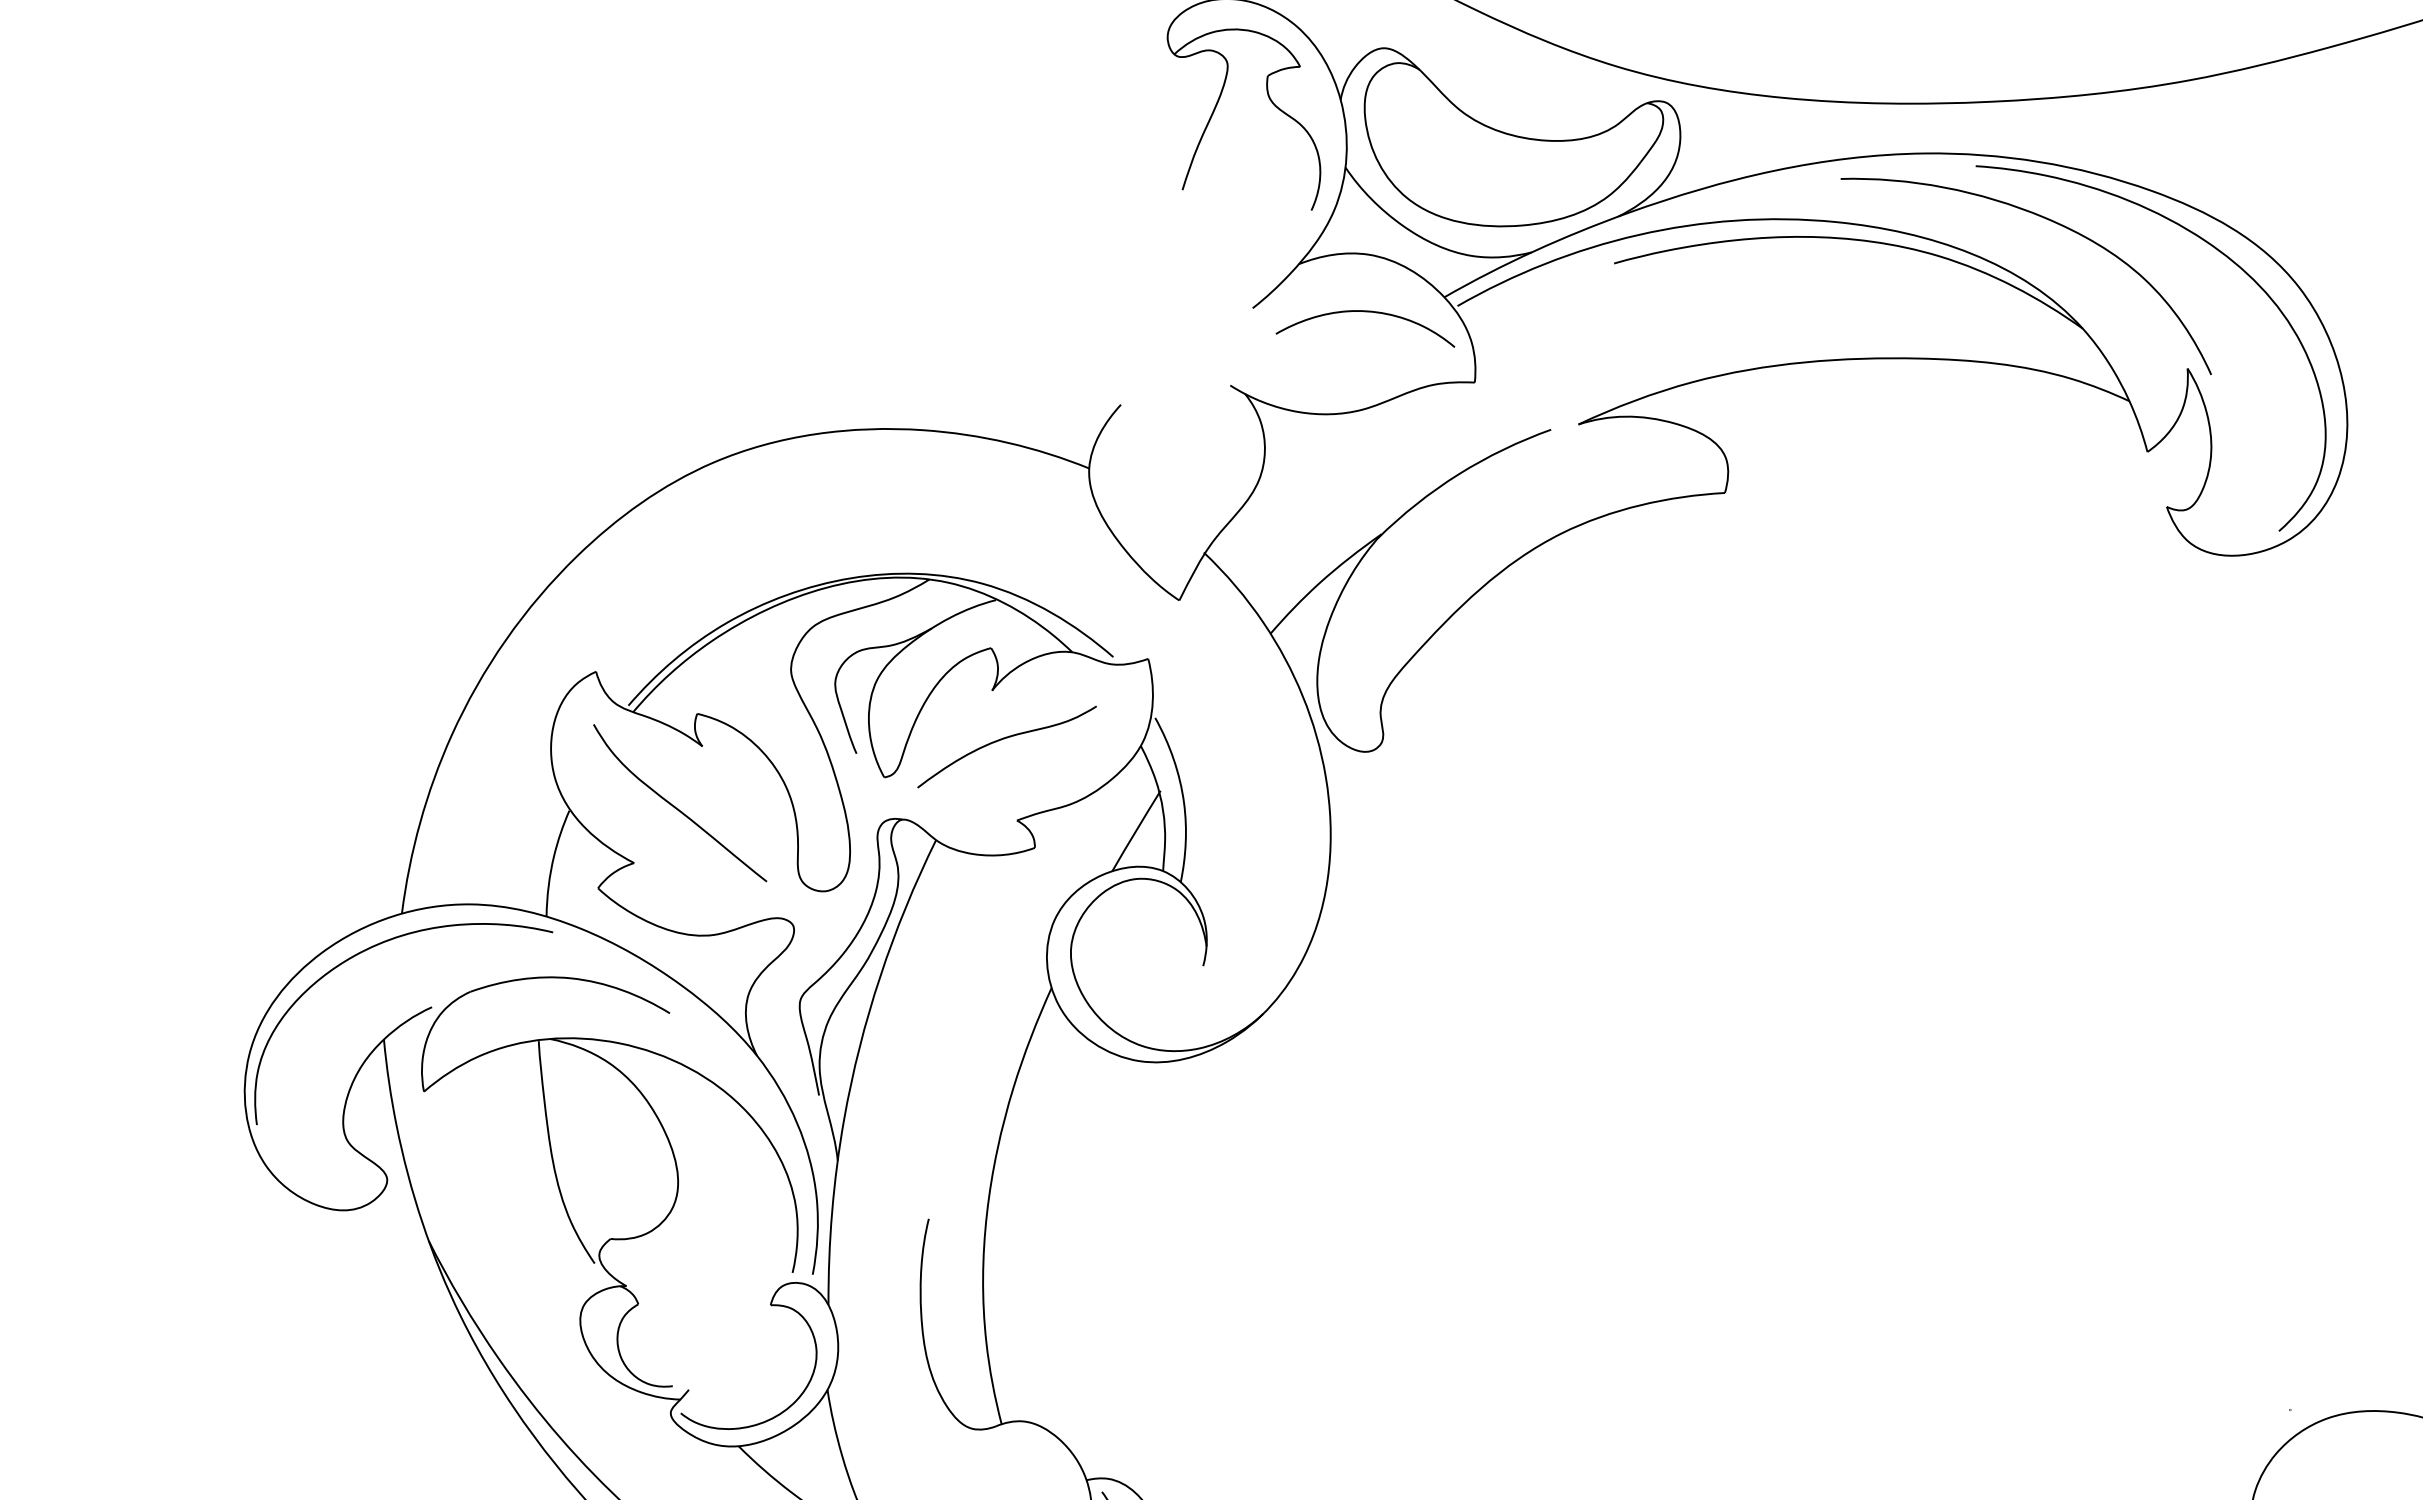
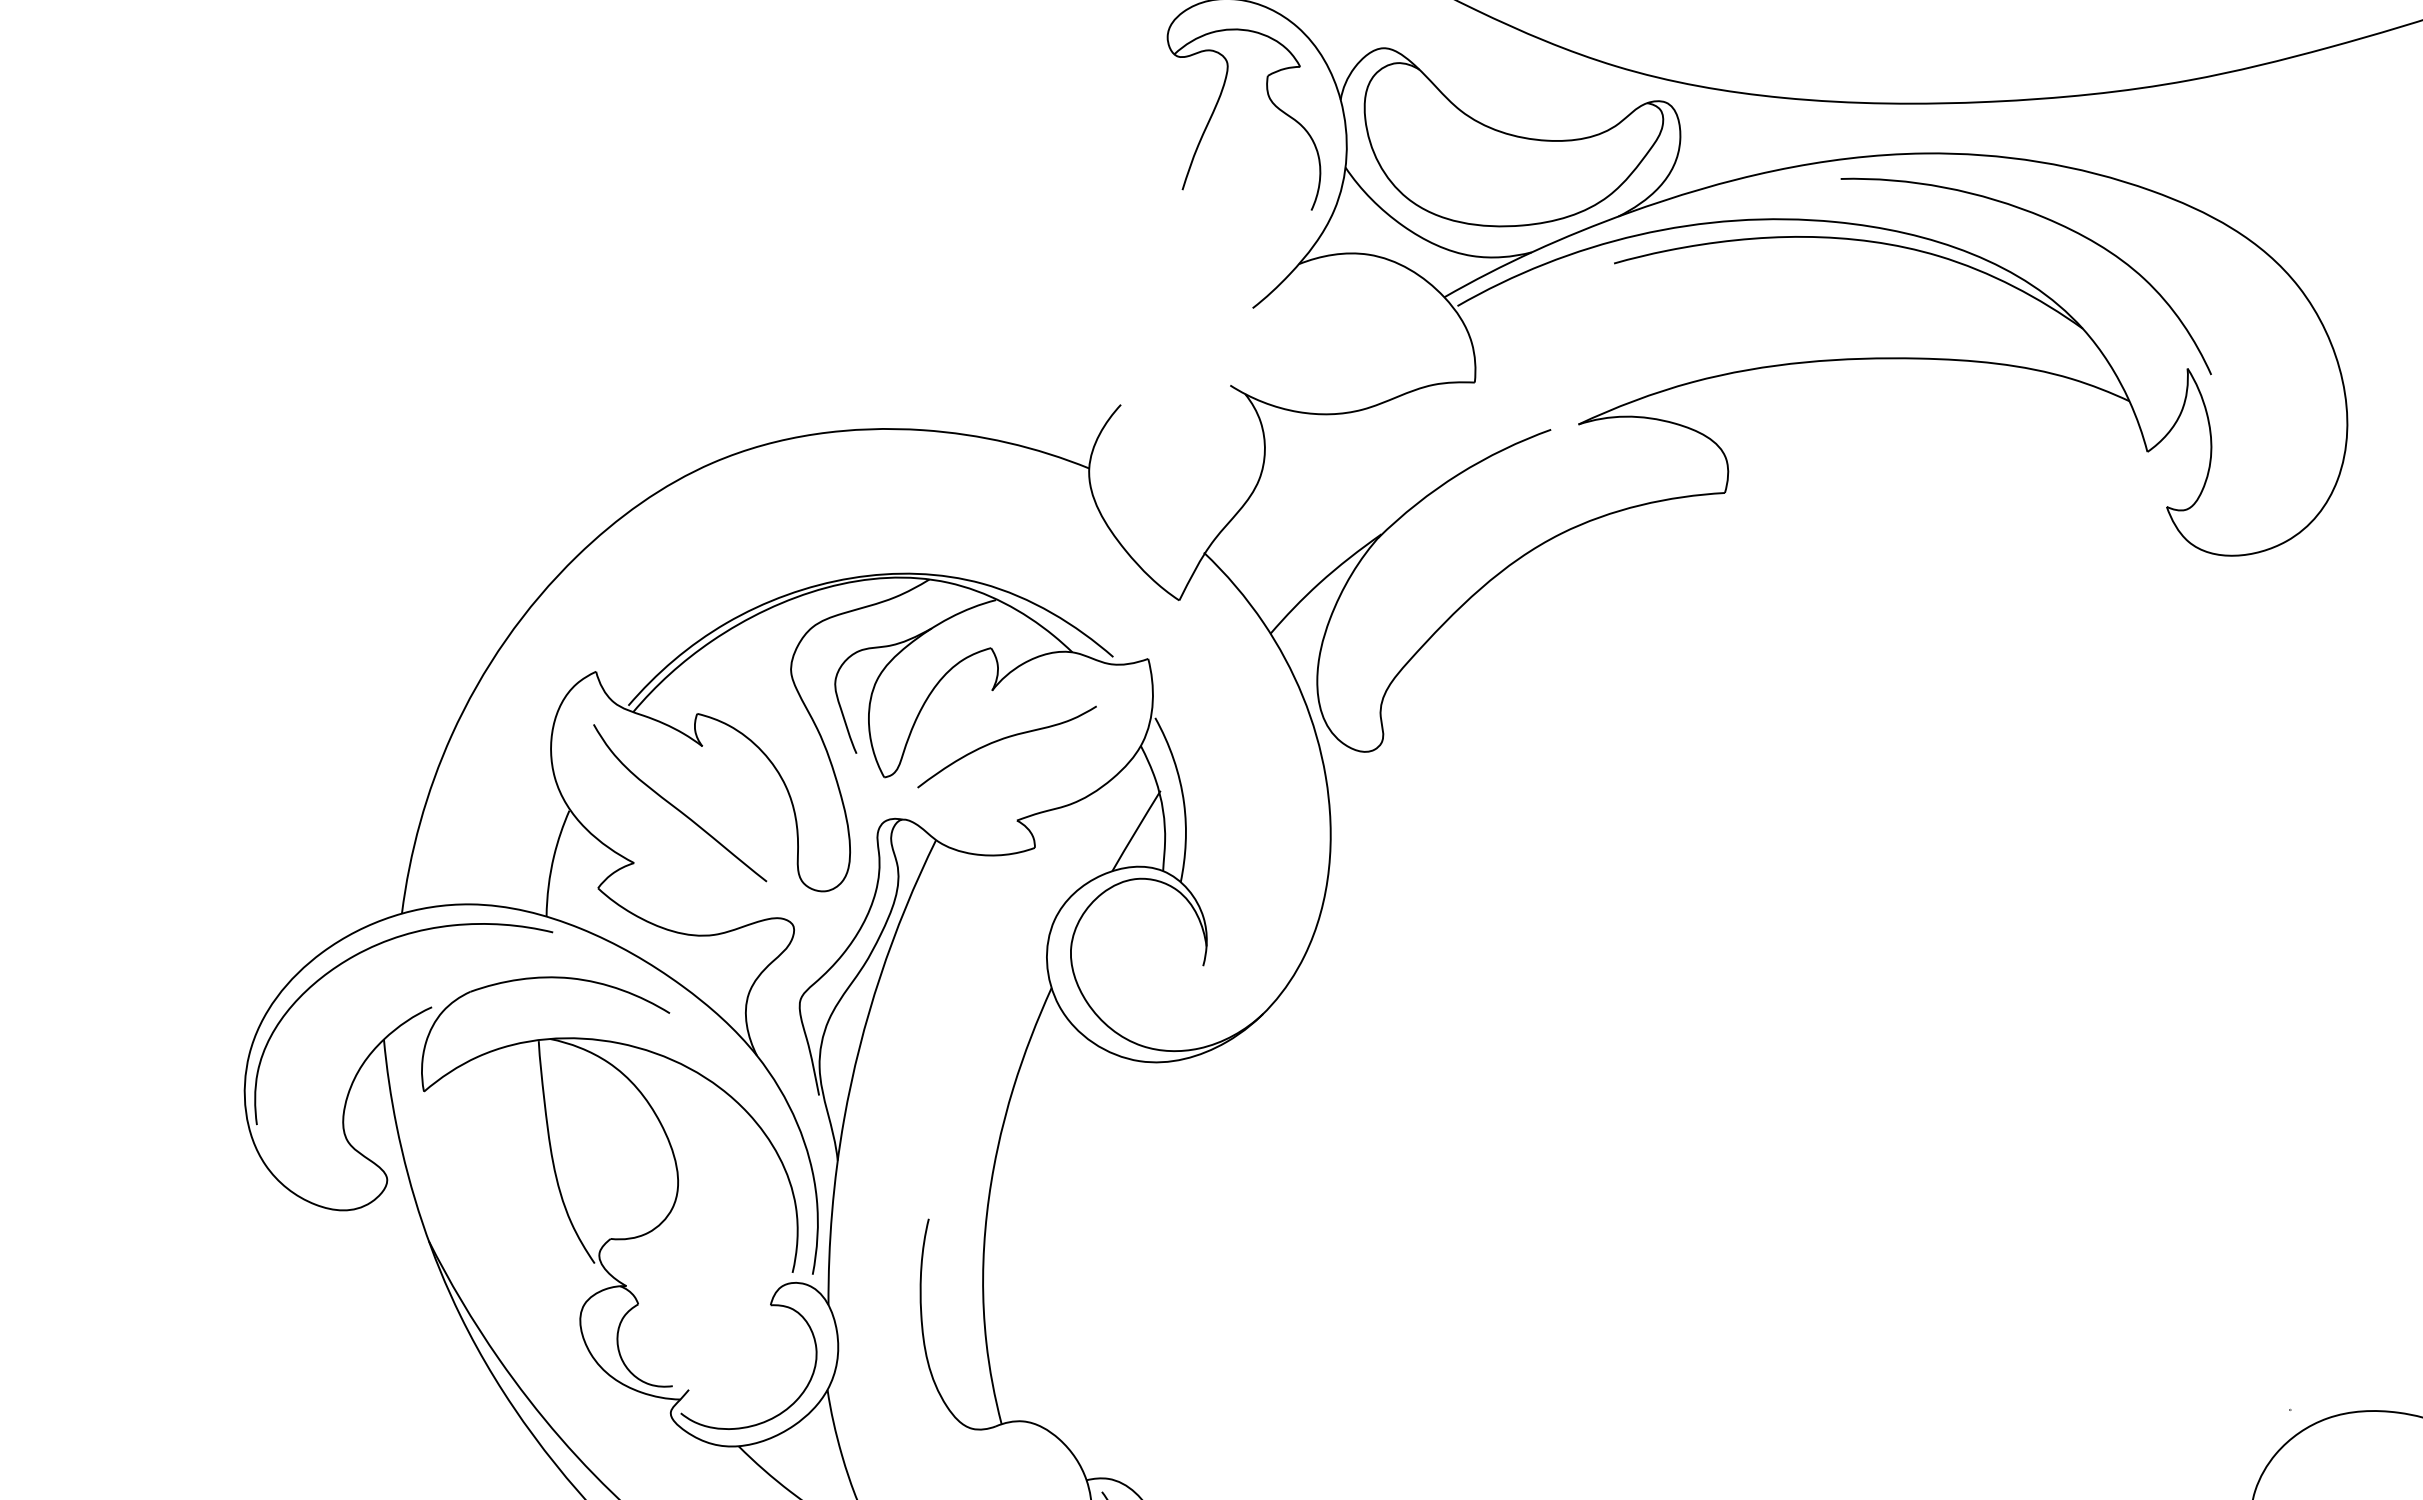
curve: present -> none (2219, 252)
curve: present -> none (1365, 312)
